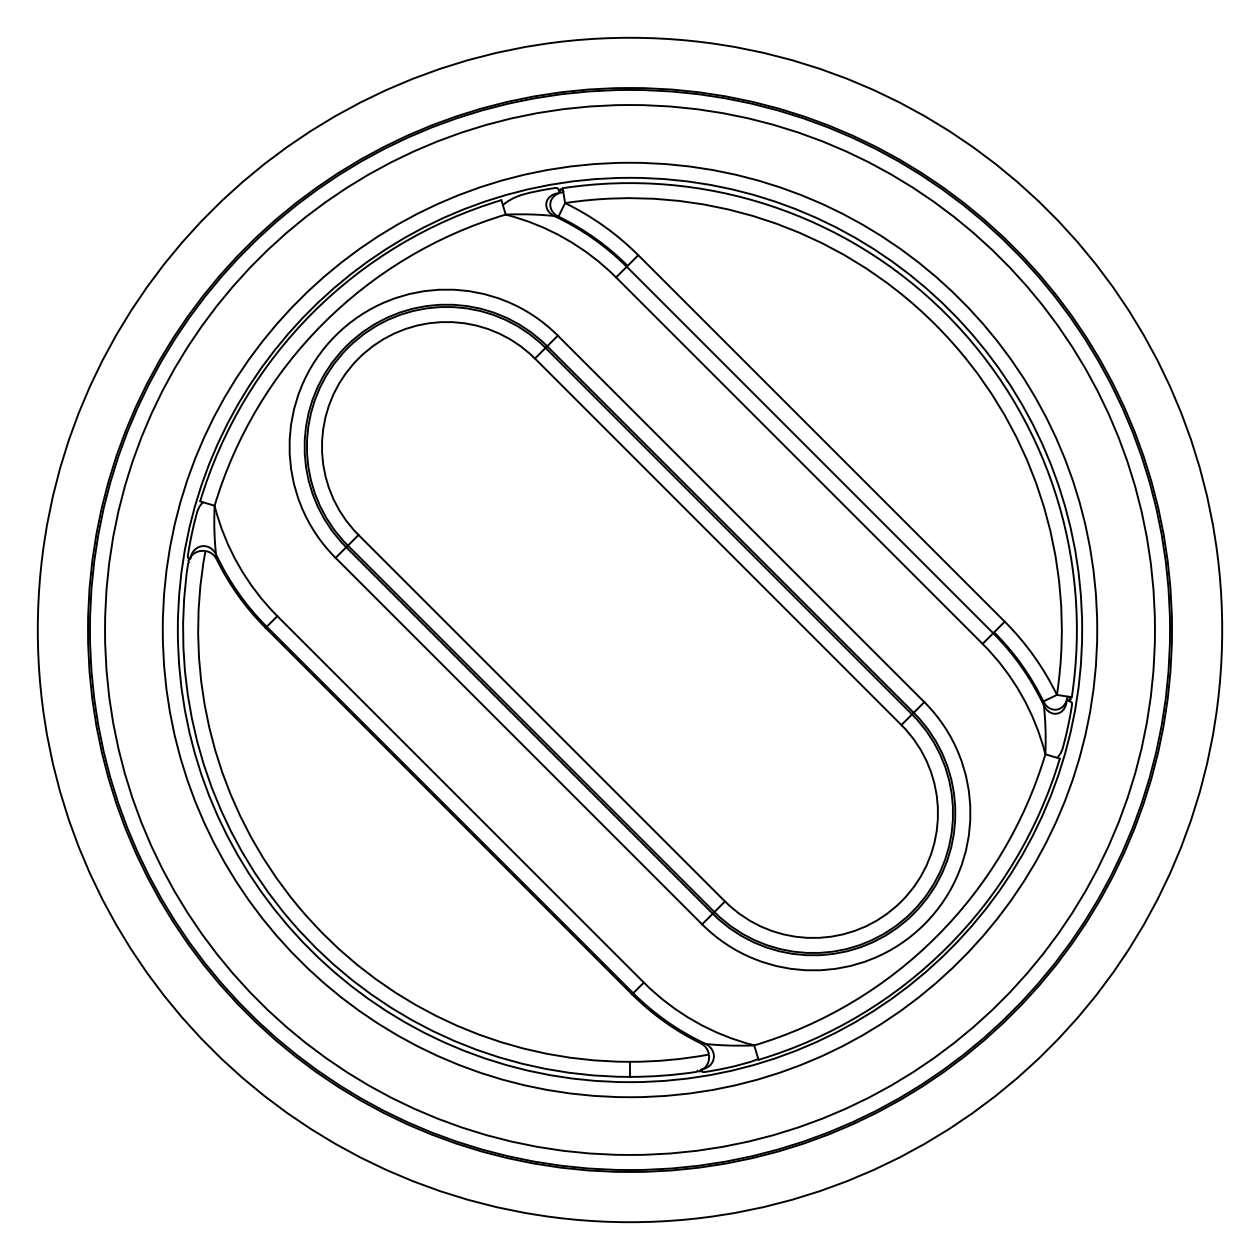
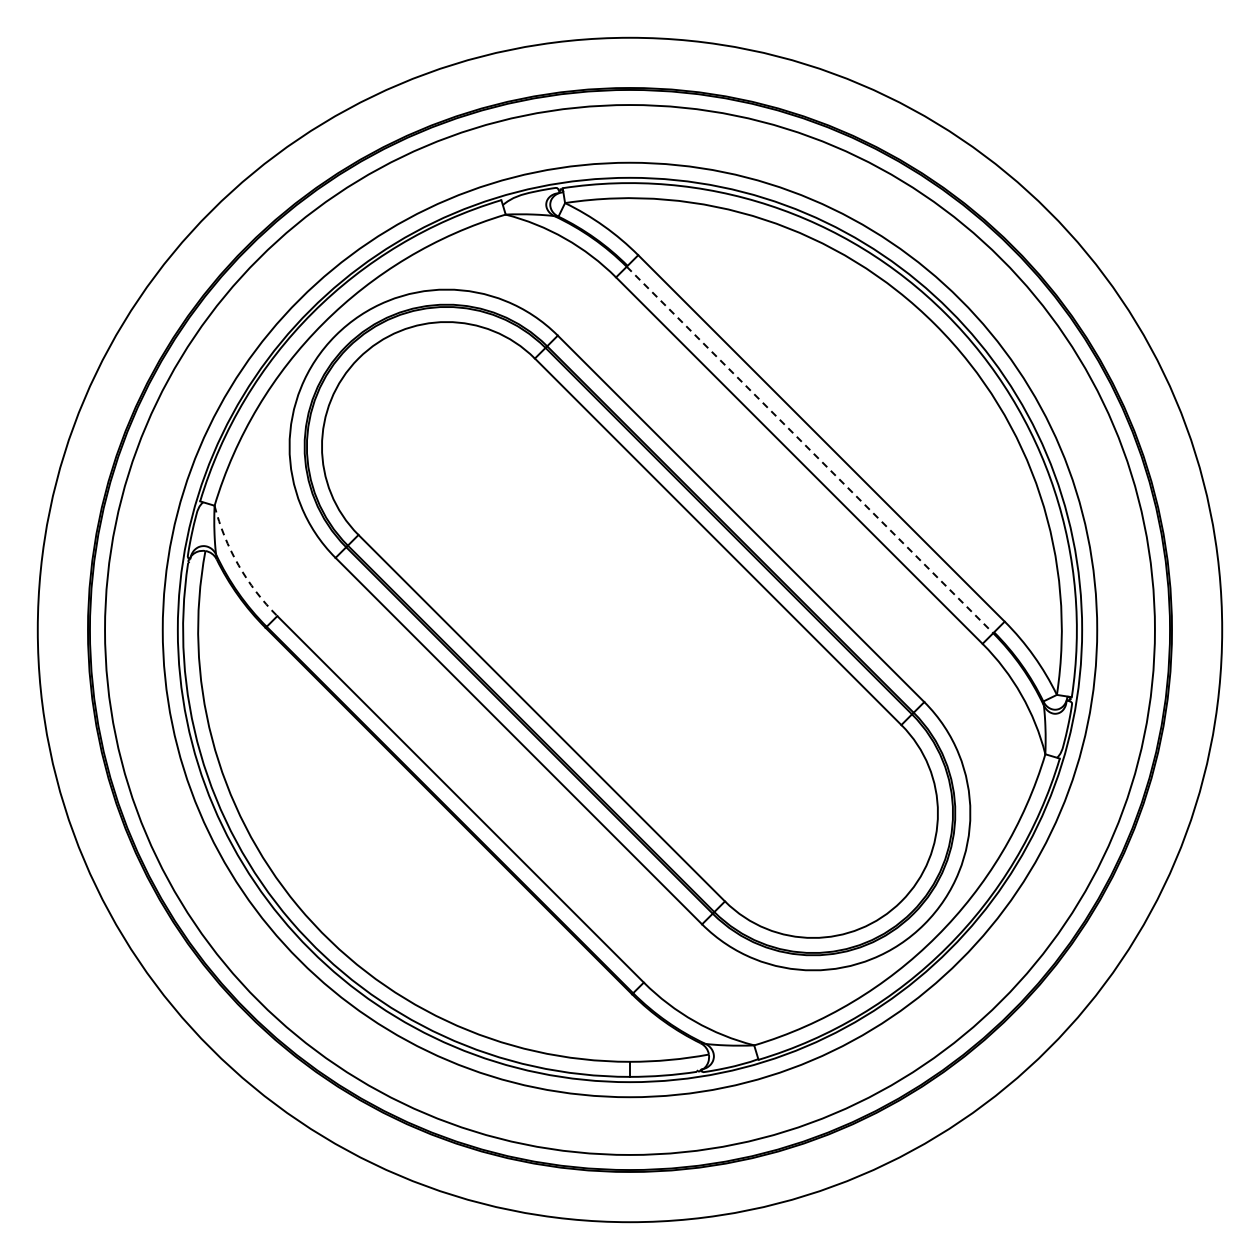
line: solid -> dashed (810, 450)
arc: solid -> dashed (238, 565)
